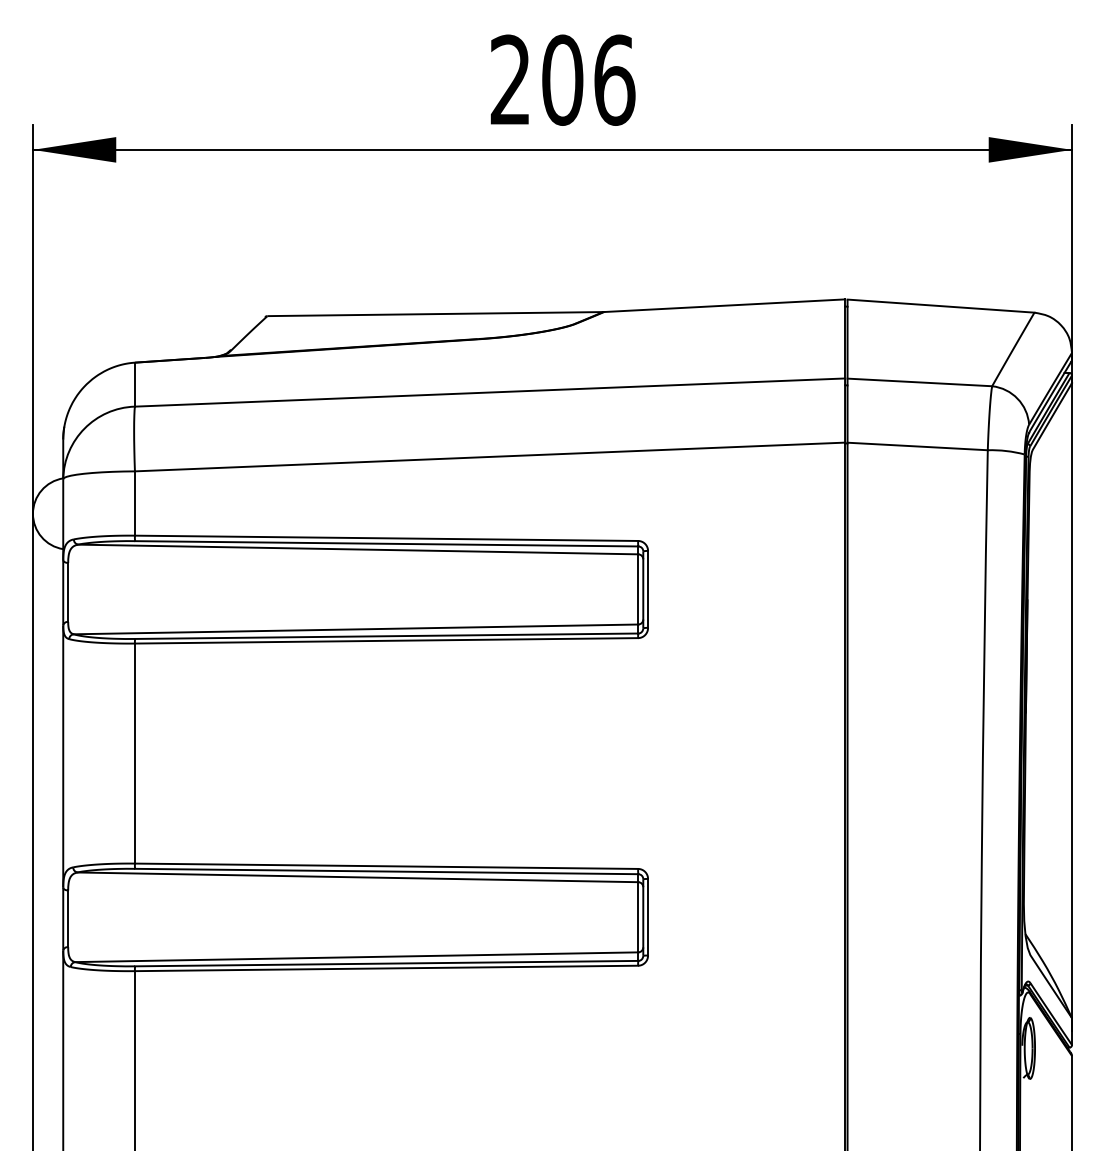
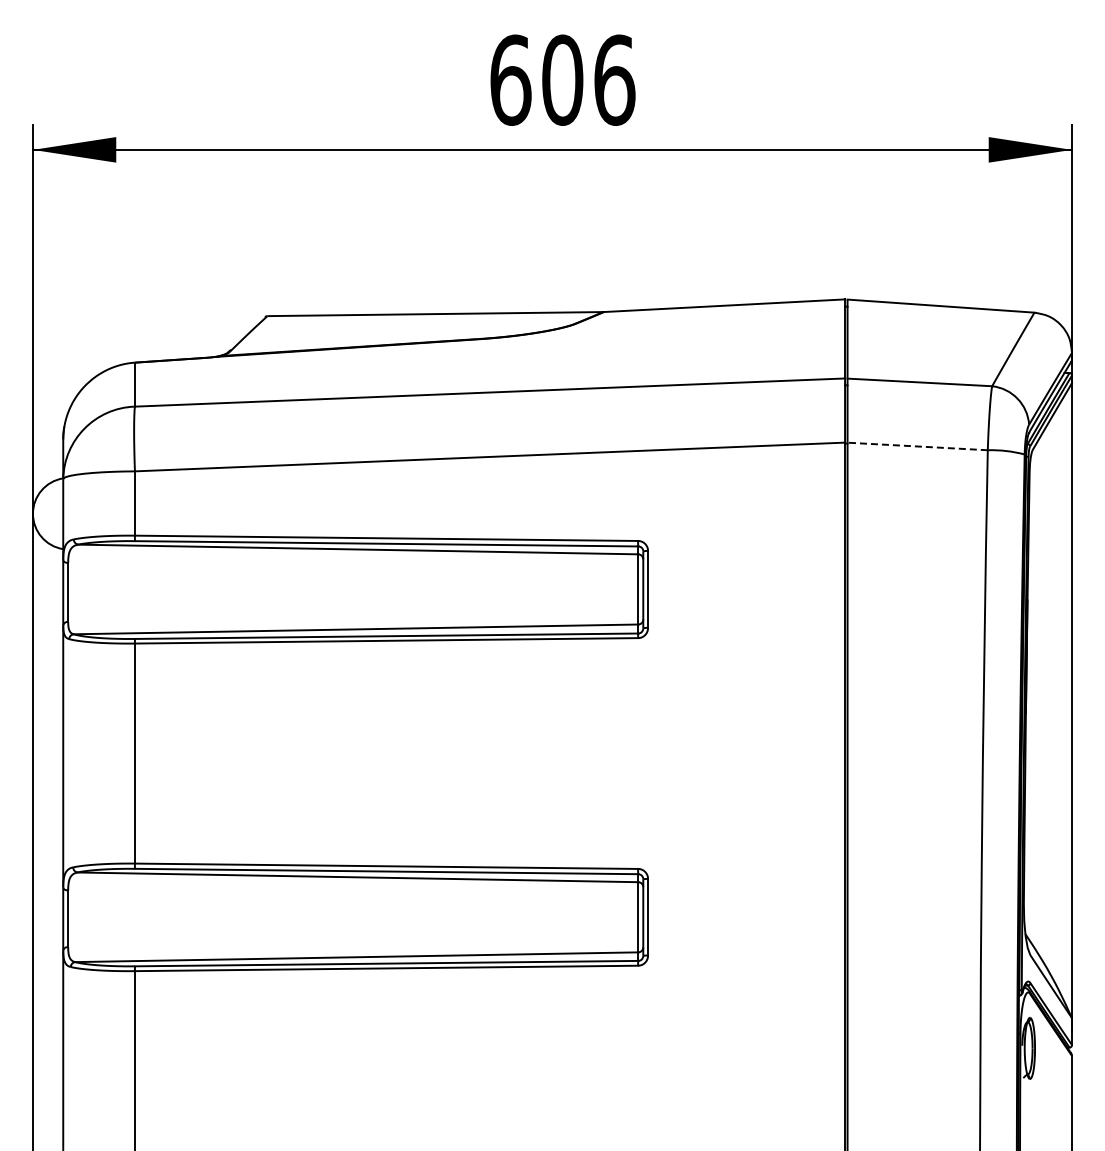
text: 206 -> 606 (510, 79)
line: solid -> dashed (917, 446)
